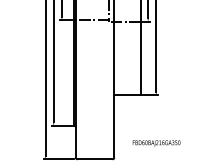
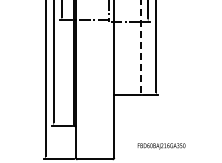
line: solid -> dashed (141, 48)
text position: (156, 143) -> (161, 146) (161, 146)
